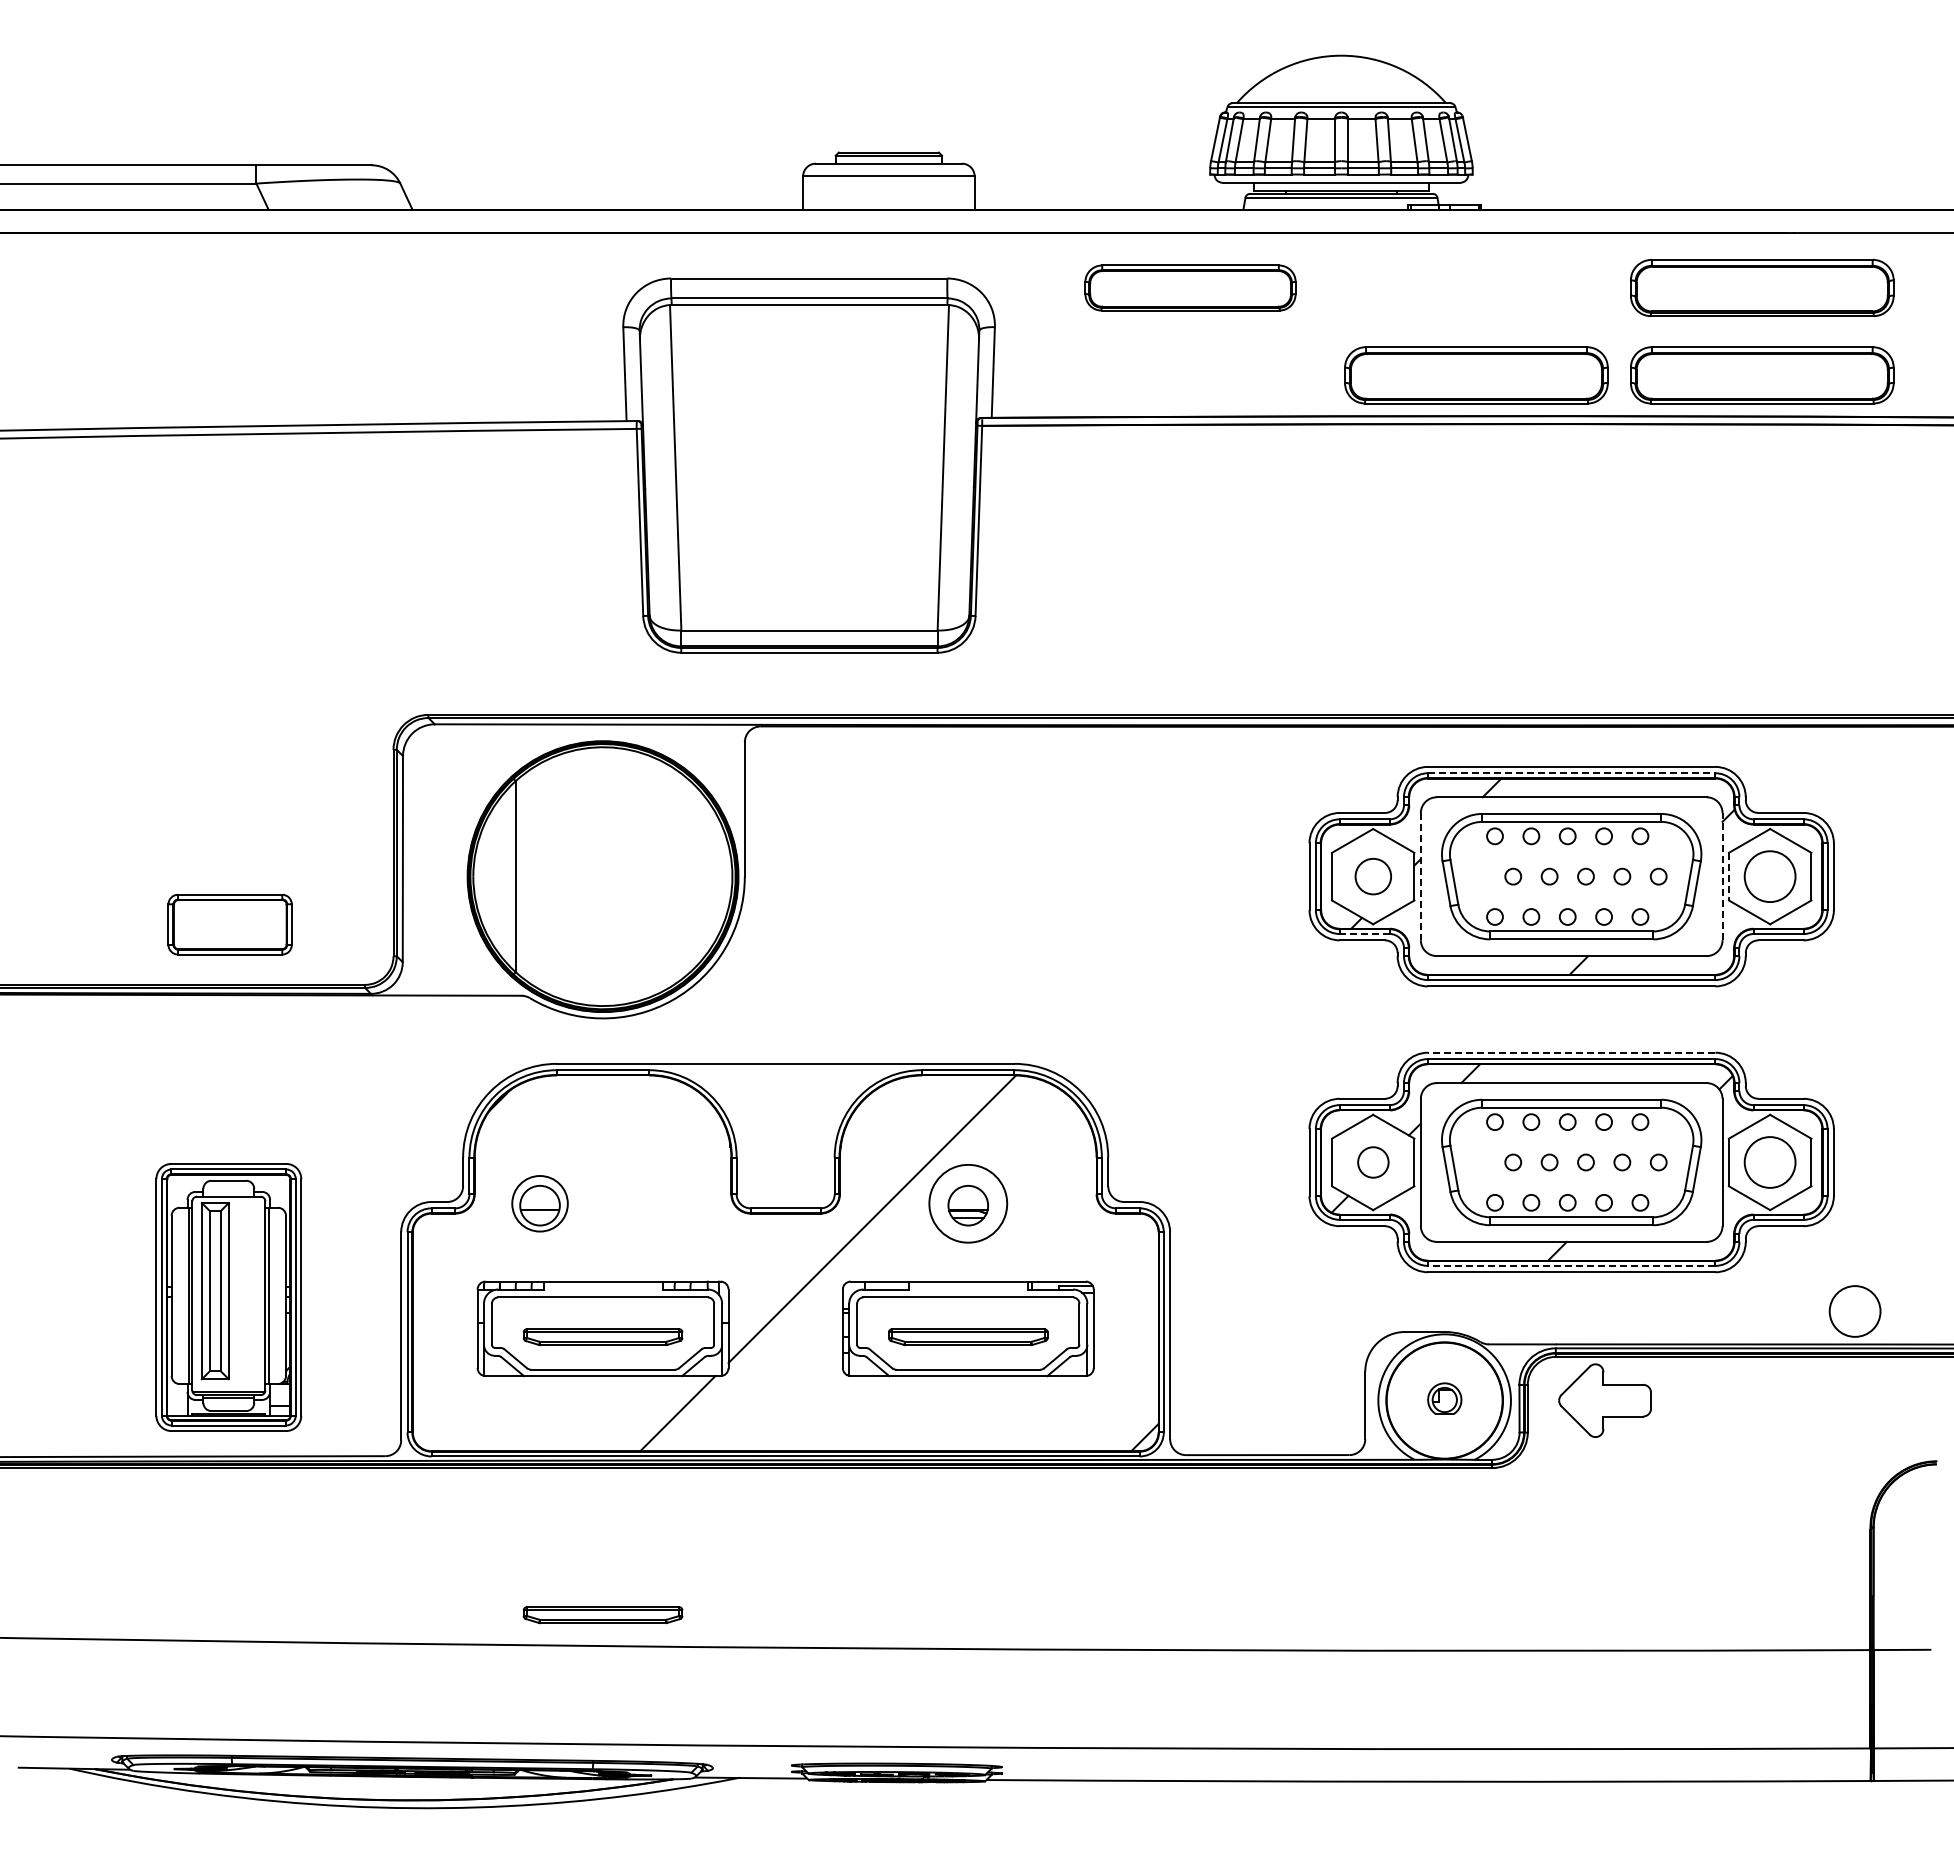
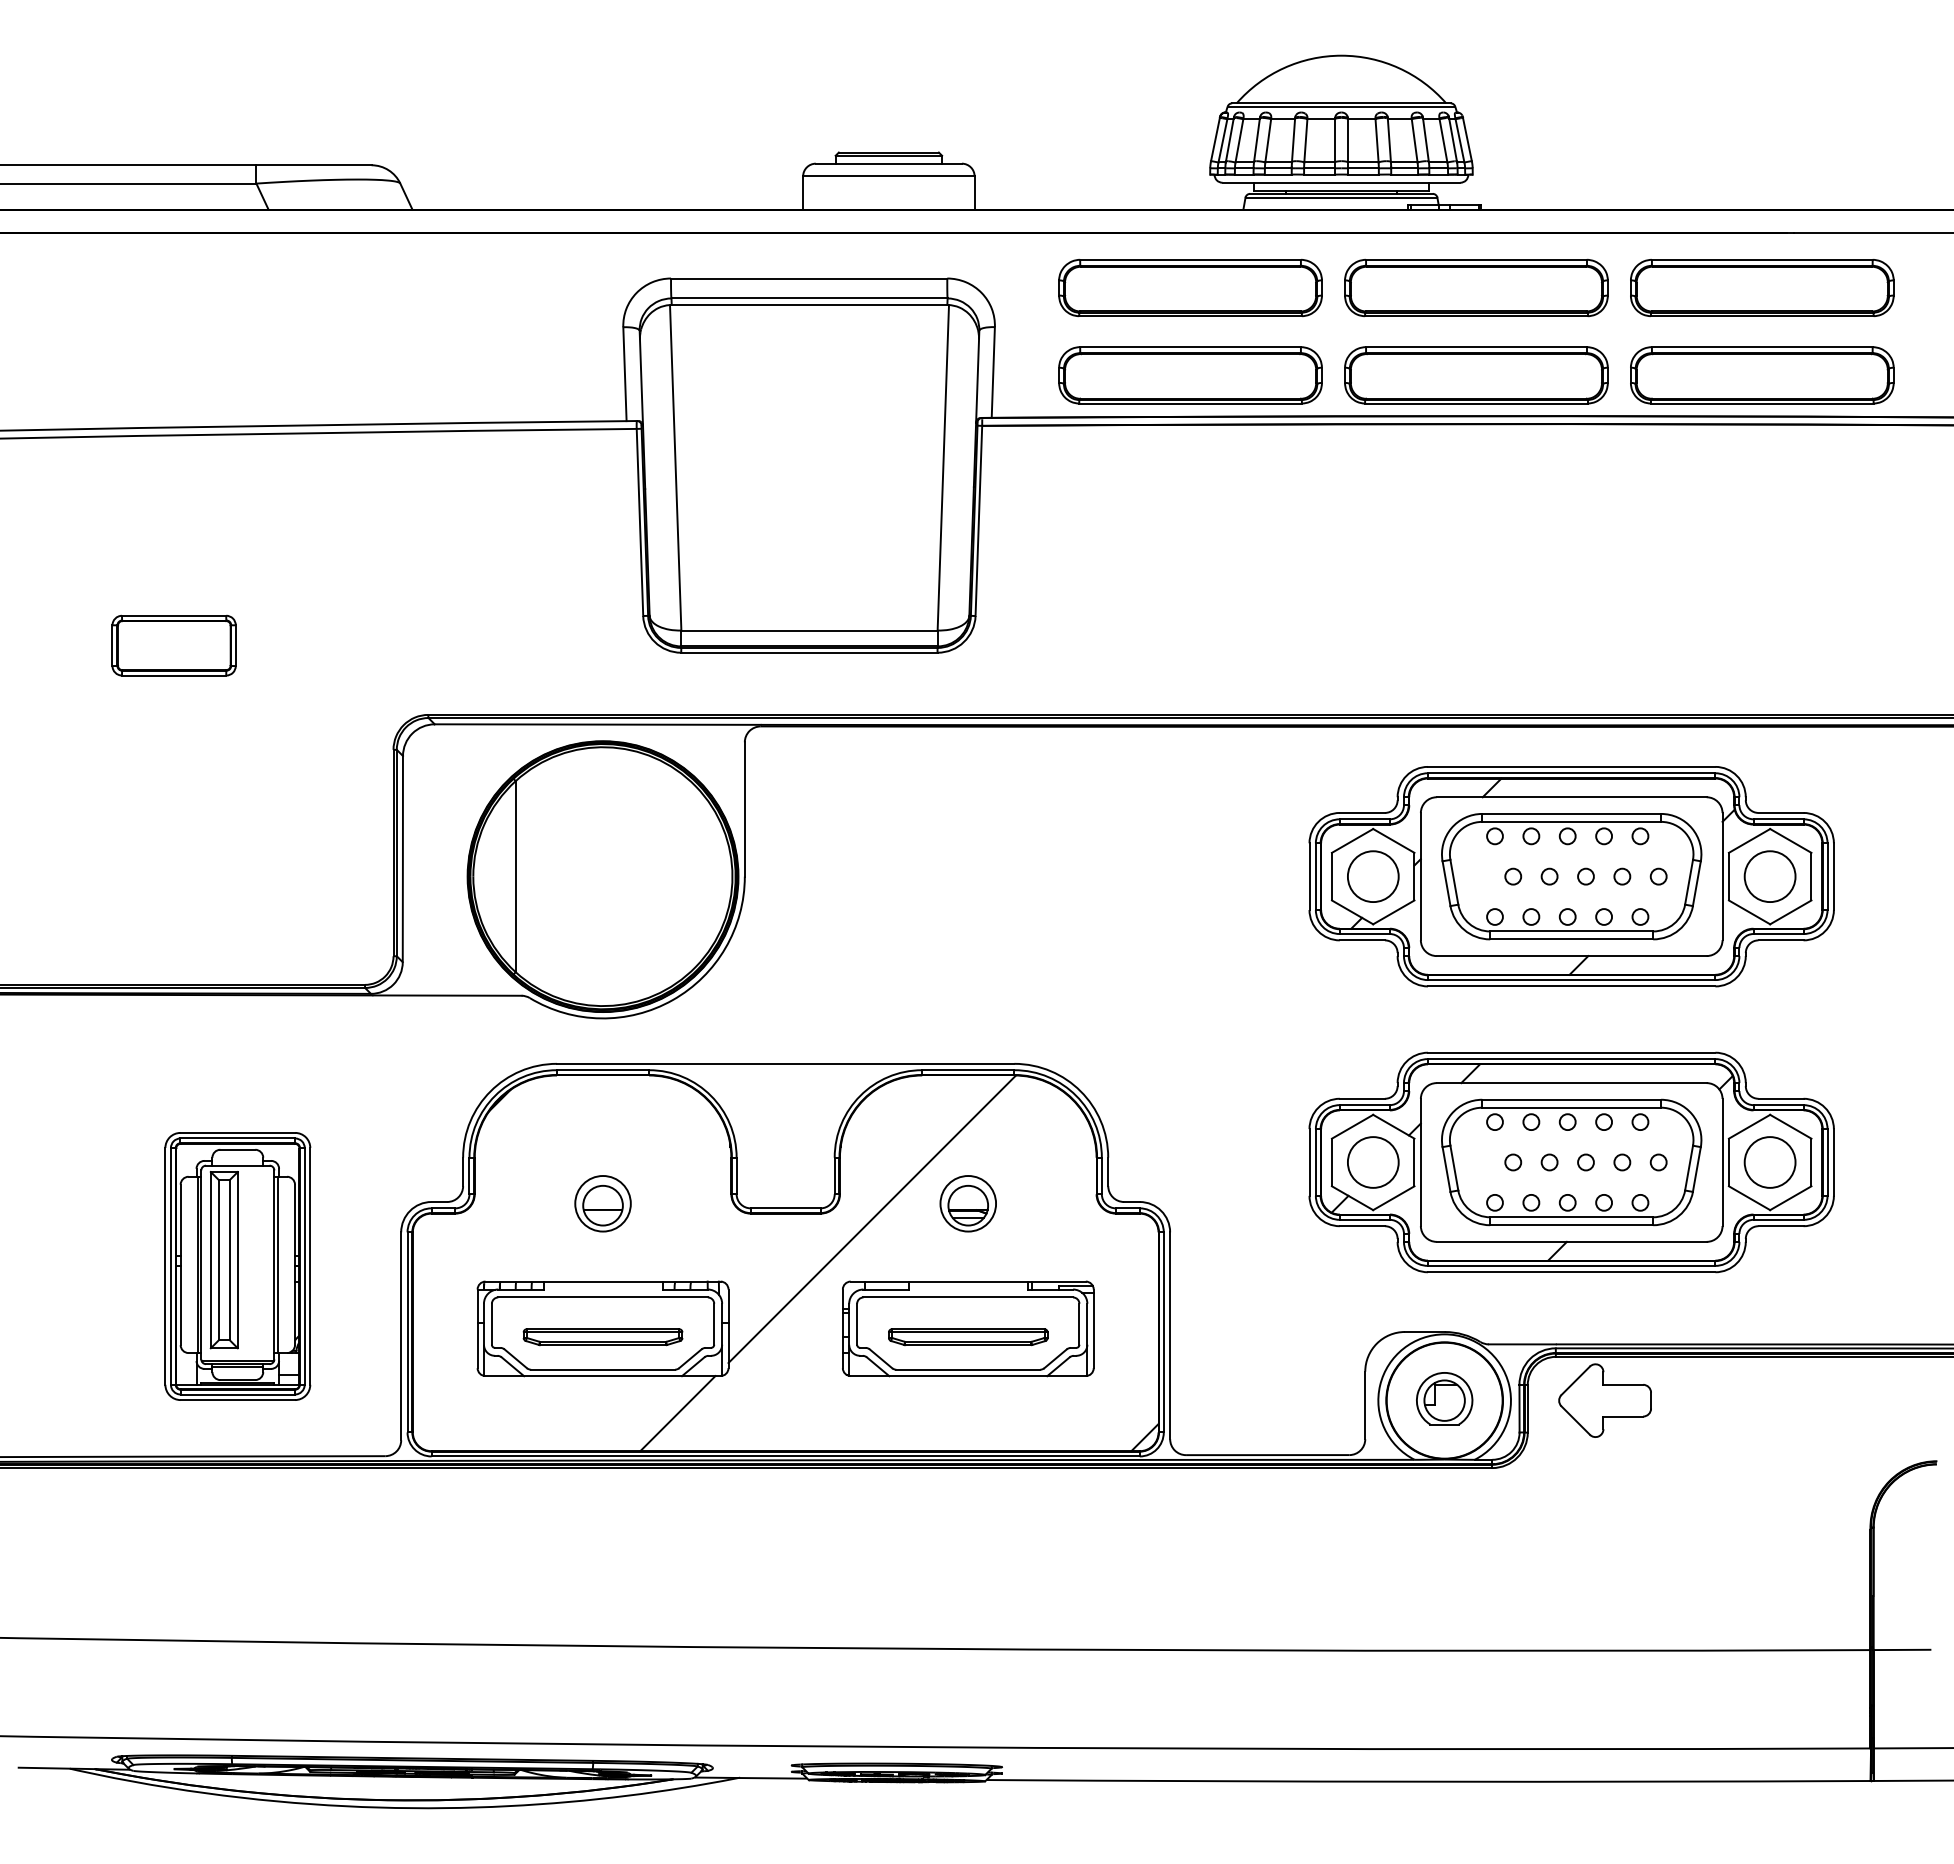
part size: 213x48 px -> 265x60 px (1190, 287)
part: none -> present (1476, 287)
part: none -> present (1190, 375)
line: dashed -> solid (1571, 773)
circle size: 38x39 px -> 53x53 px (1373, 876)
line: dashed -> solid (1420, 876)
line: dashed -> solid (1722, 876)
line: dashed -> solid (1728, 876)
part position: (229, 924) -> (173, 645) (173, 645)
line: dashed -> solid (1364, 934)
line: dashed -> solid (1571, 1052)
circle size: 33x33 px -> 53x53 px (1373, 1162)
part position: (539, 1203) -> (602, 1203) (602, 1203)
circle diameter: 78 px -> 56 px (968, 1203)
line: dashed -> solid (1571, 1265)
part position: (228, 1297) -> (237, 1266) (237, 1266)
circle: present -> none (1854, 1311)
part size: 36x33 px -> 58x54 px (1444, 1398)
part: present -> none (602, 1615)
